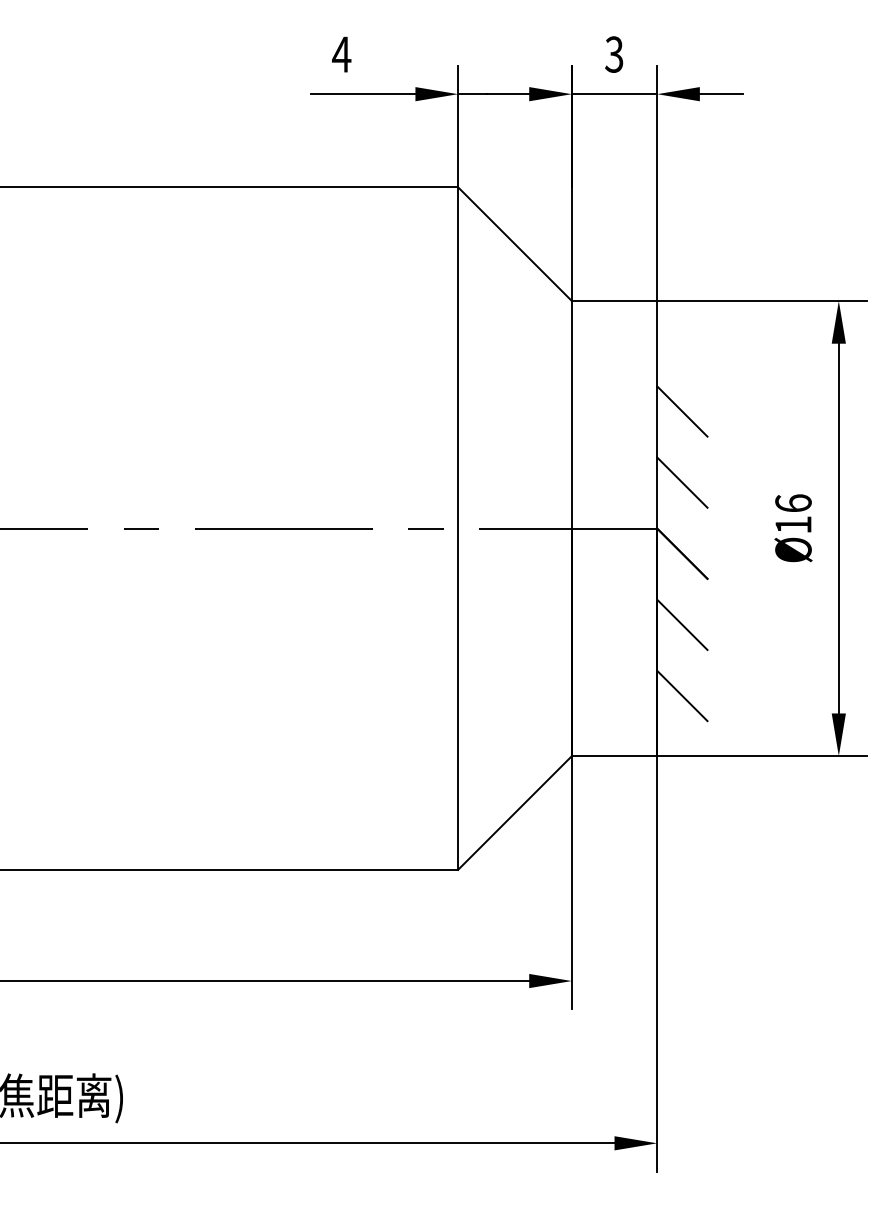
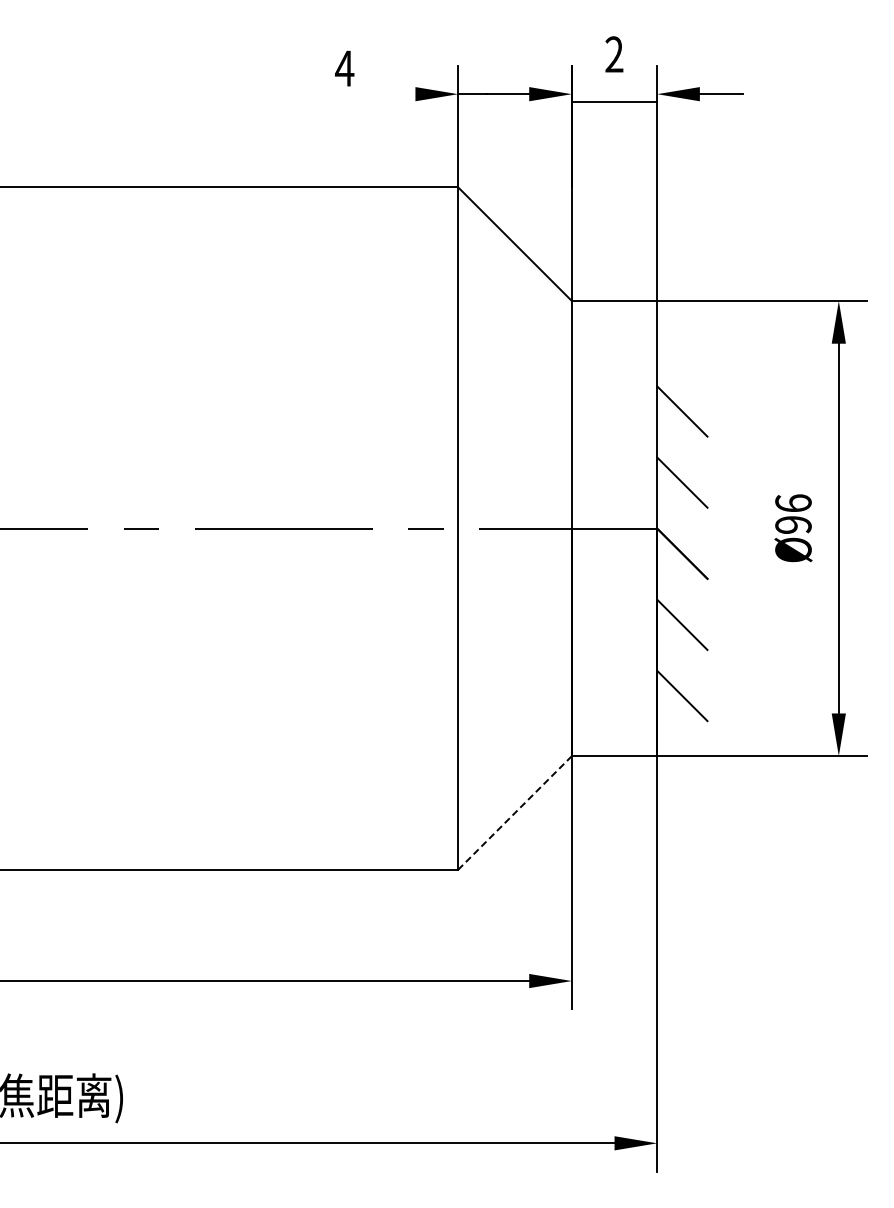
text position: (341, 54) -> (344, 68) (344, 68)
text: 3 -> 2 (614, 54)
line: present -> none (363, 94)
line position: (614, 94) -> (614, 102) (614, 102)
text: Ø16 -> Ø96 (793, 524)
line: solid -> dashed (515, 812)
